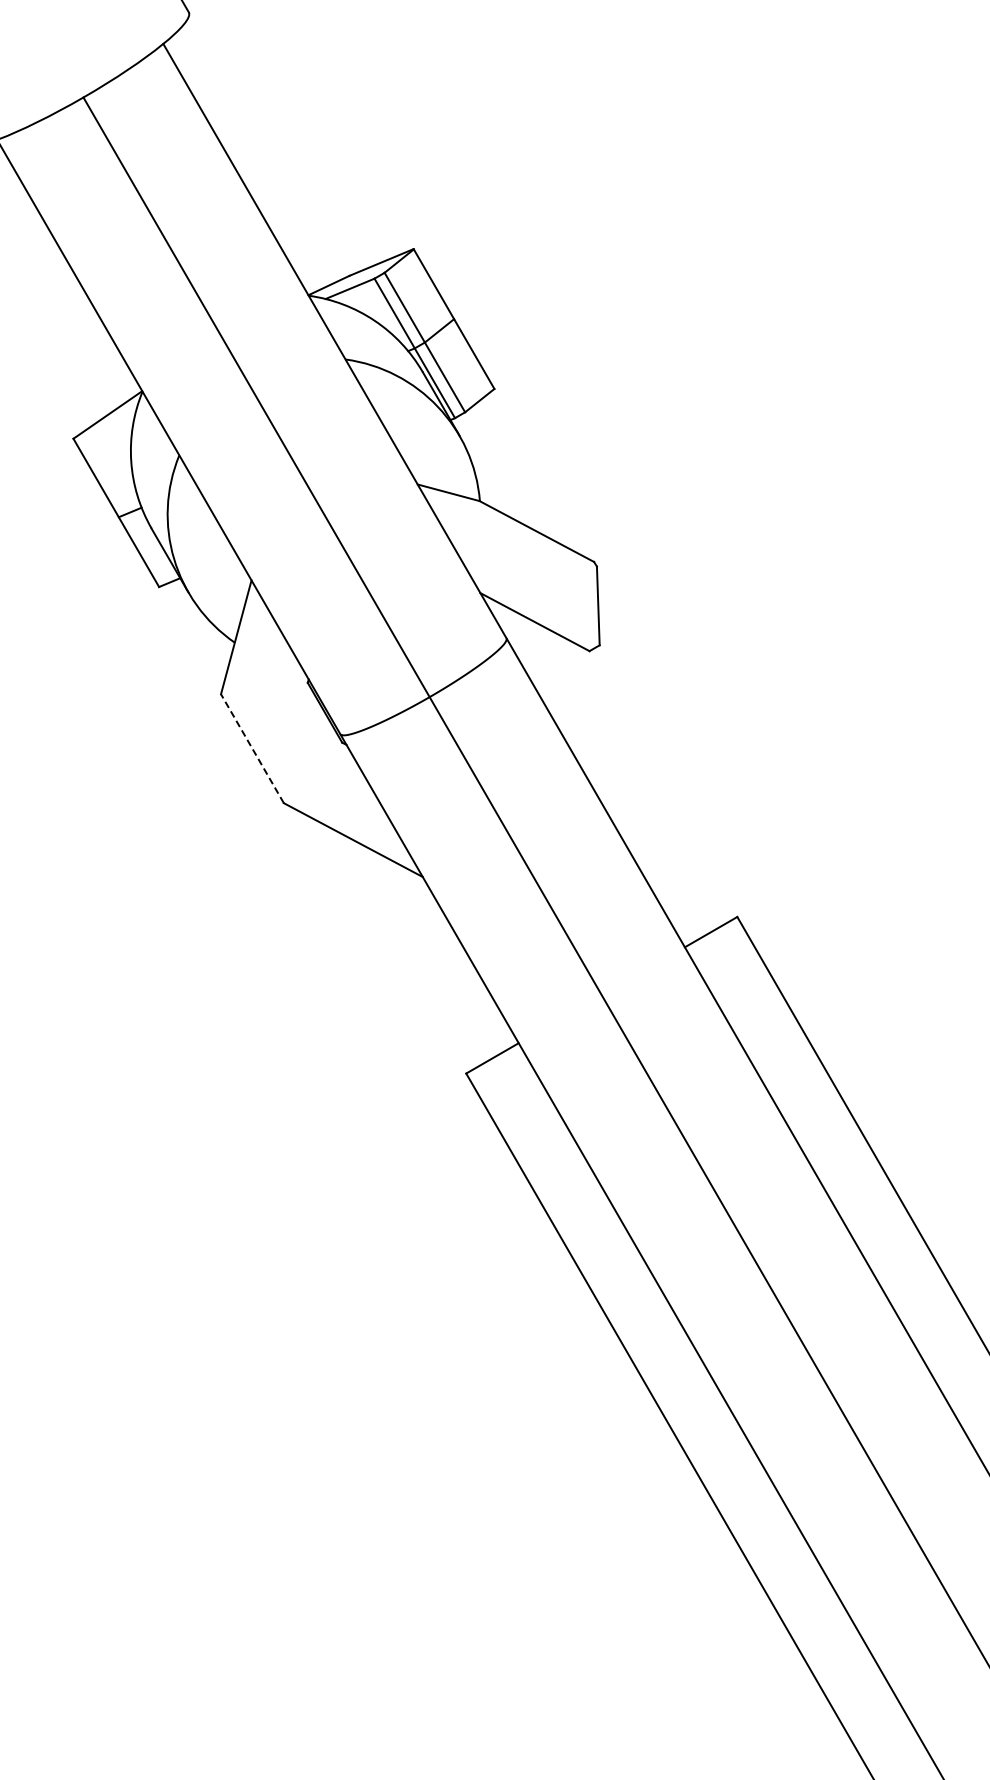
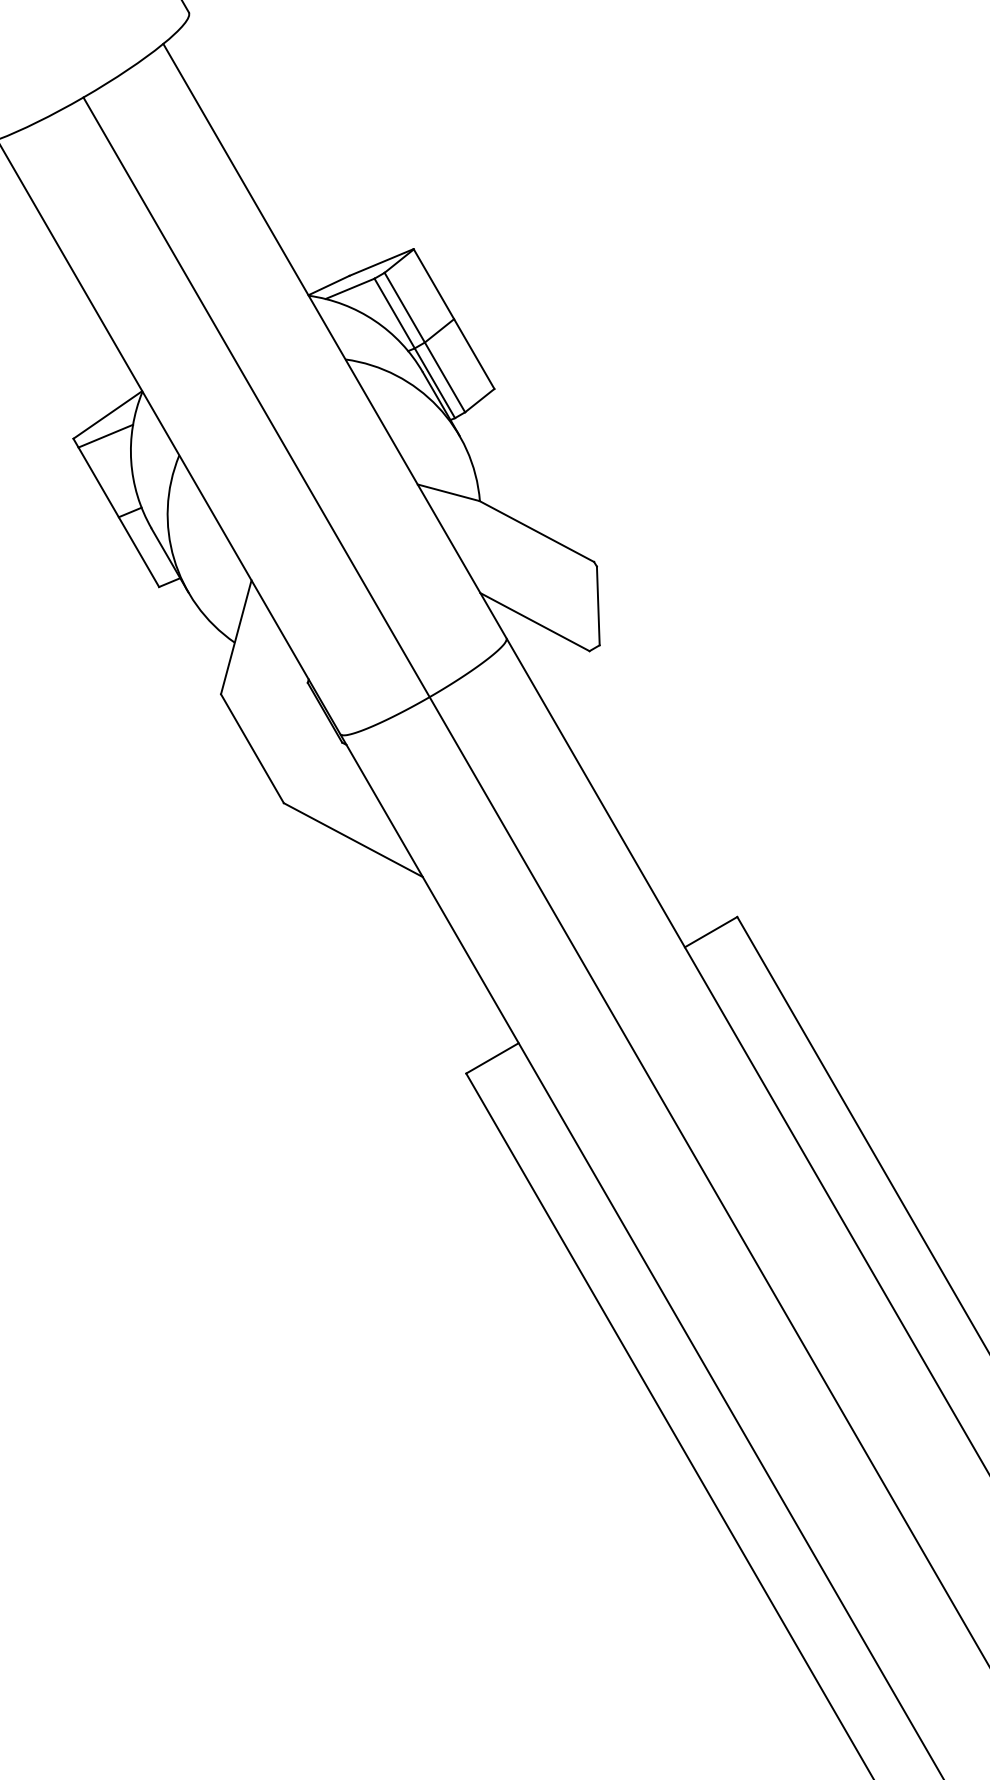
line: none -> present (105, 435)
line: dashed -> solid (252, 748)
